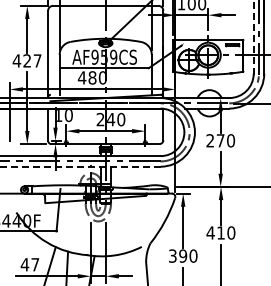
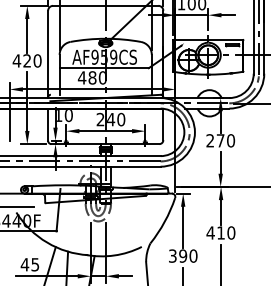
line: dashed -> solid (253, 37)
text: 427 -> 420 (37, 60)
line: dashed -> solid (80, 166)
line: none -> present (17, 207)
text: 47 -> 45 (35, 264)
